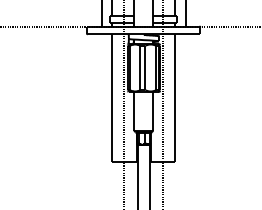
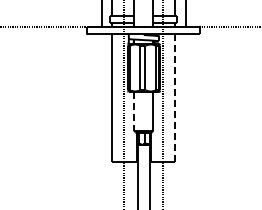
line: solid -> dashed (175, 97)
line: solid -> dashed (134, 111)
